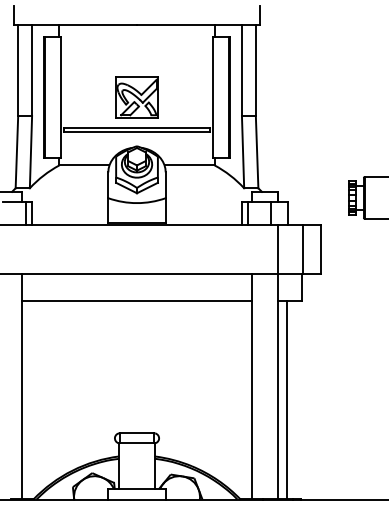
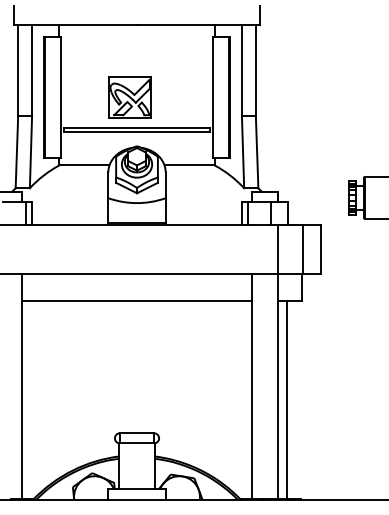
part position: (136, 97) -> (129, 97) (129, 97)
